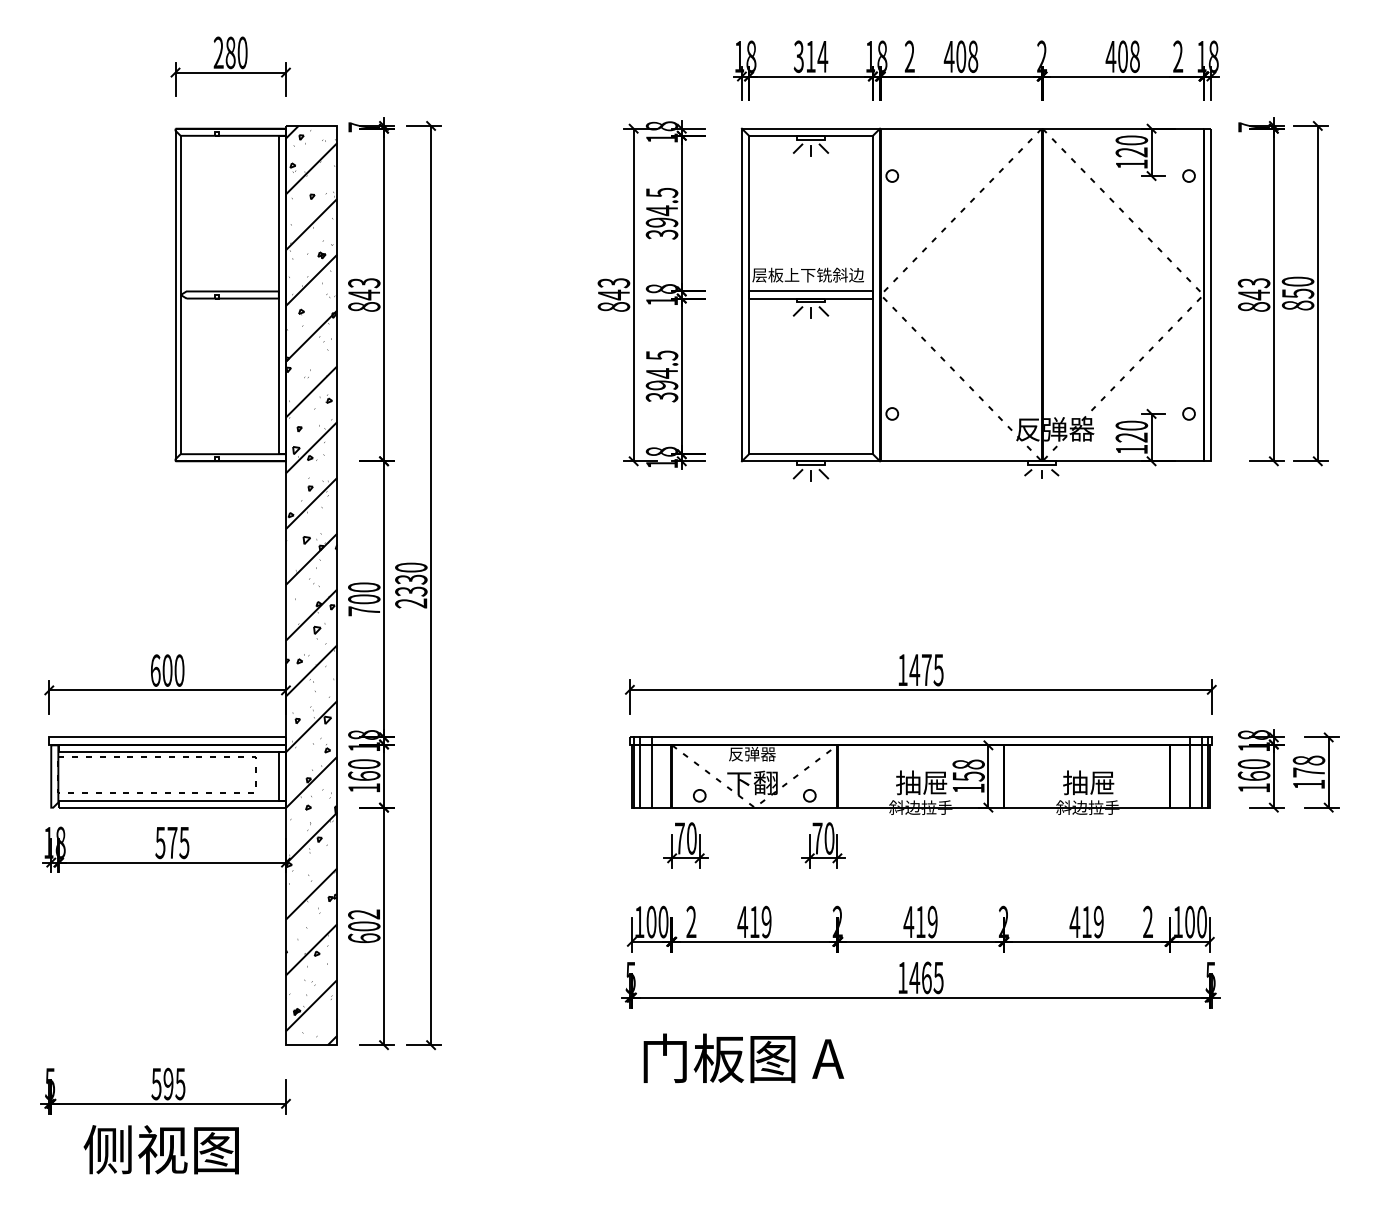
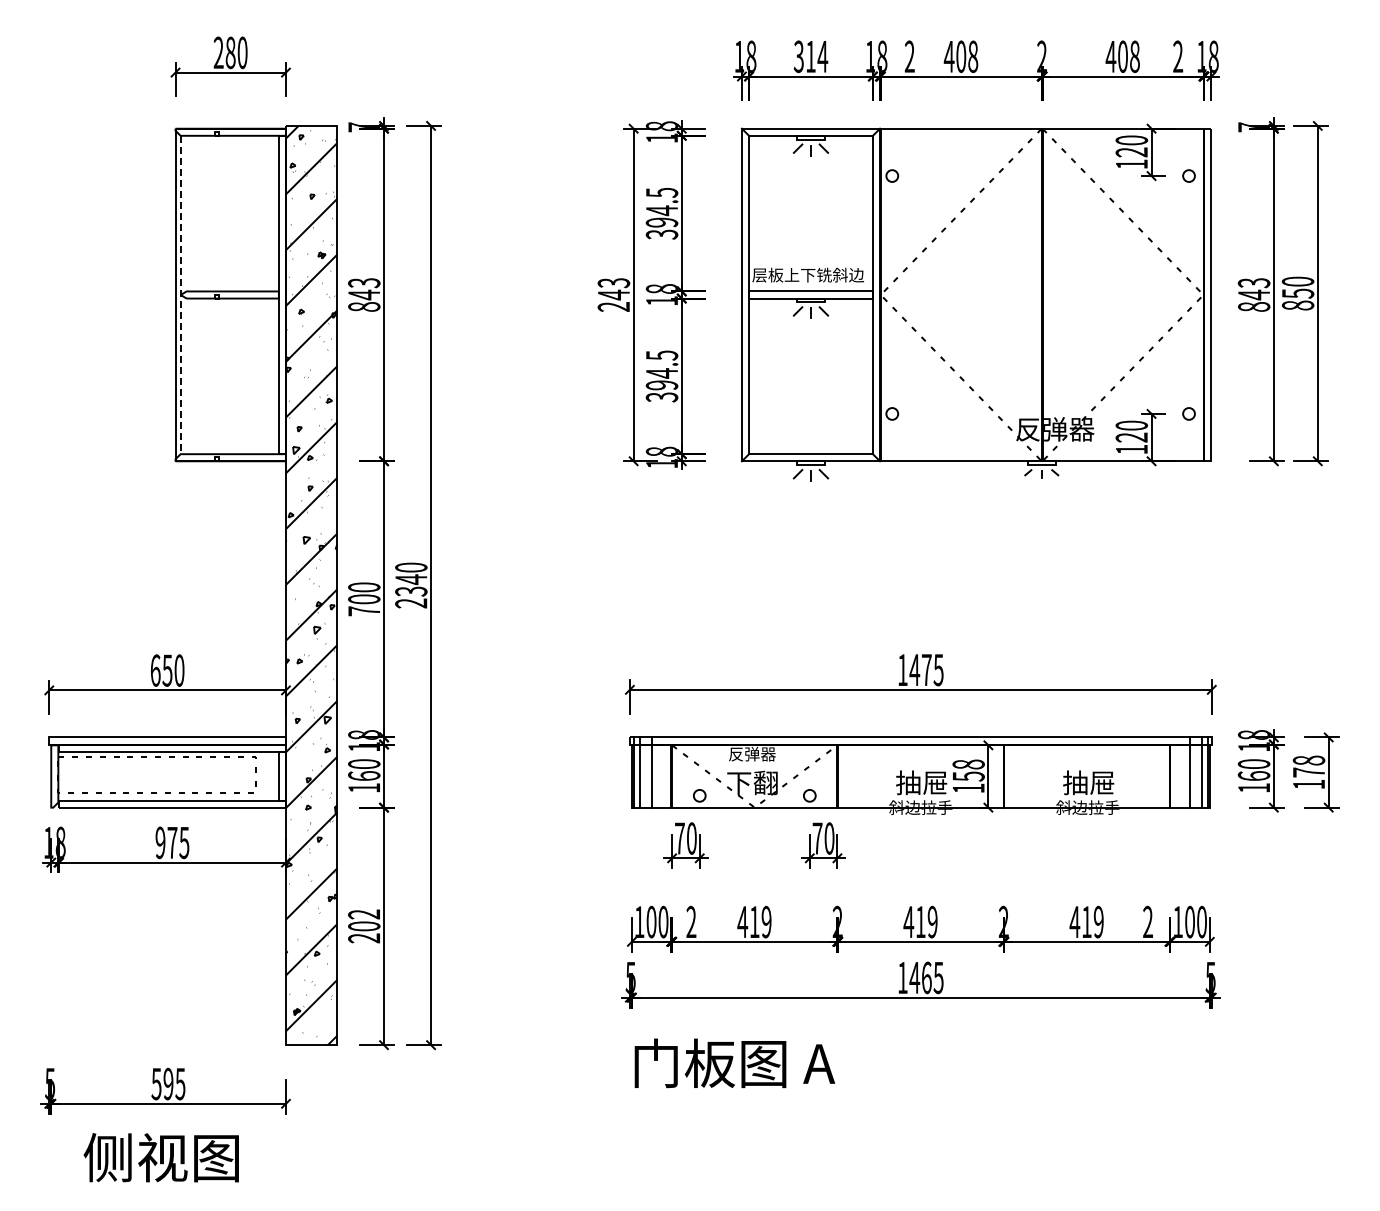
line: solid -> dashed (180, 295)
text: 843 -> 243 (613, 306)
text: 2330 -> 2340 (411, 579)
text: 600 -> 650 (167, 670)
text: 575 -> 975 (160, 842)
text: 602 -> 202 (364, 938)
text position: (743, 1058) -> (734, 1063) (734, 1063)
text position: (160, 1149) -> (160, 1157) (160, 1157)
